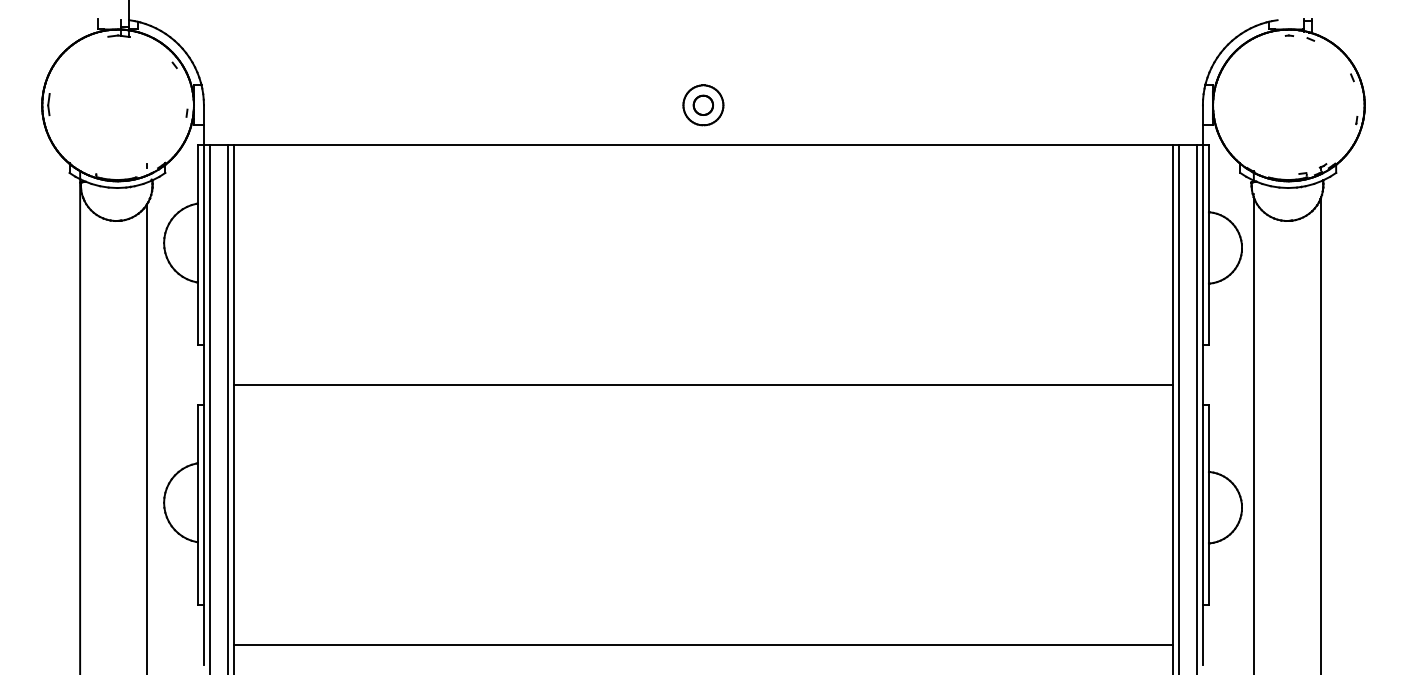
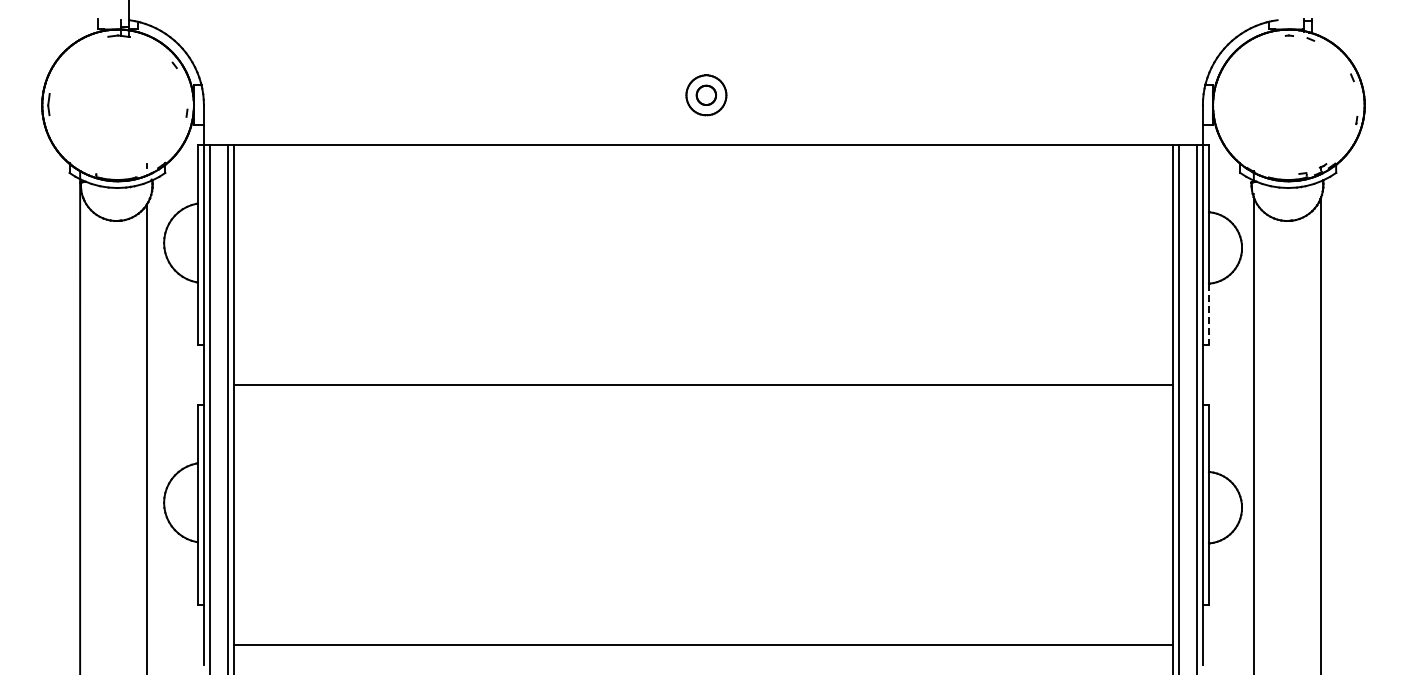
part position: (703, 105) -> (706, 95) (706, 95)
line: solid -> dashed (1208, 314)
